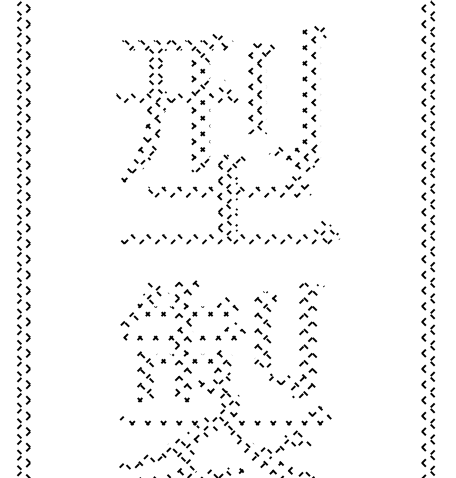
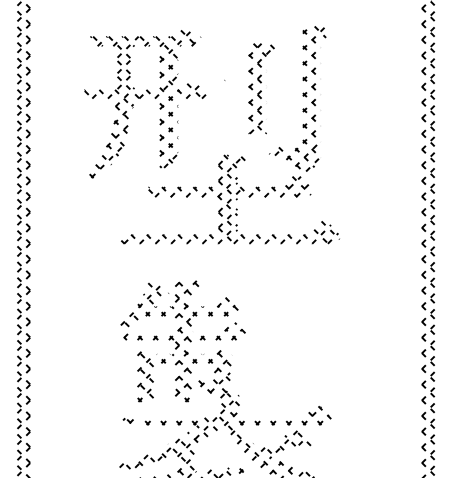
part position: (172, 102) -> (140, 98) (140, 98)
part: present -> none (299, 334)
part size: 17x10 px -> 12x6 px (127, 420)
